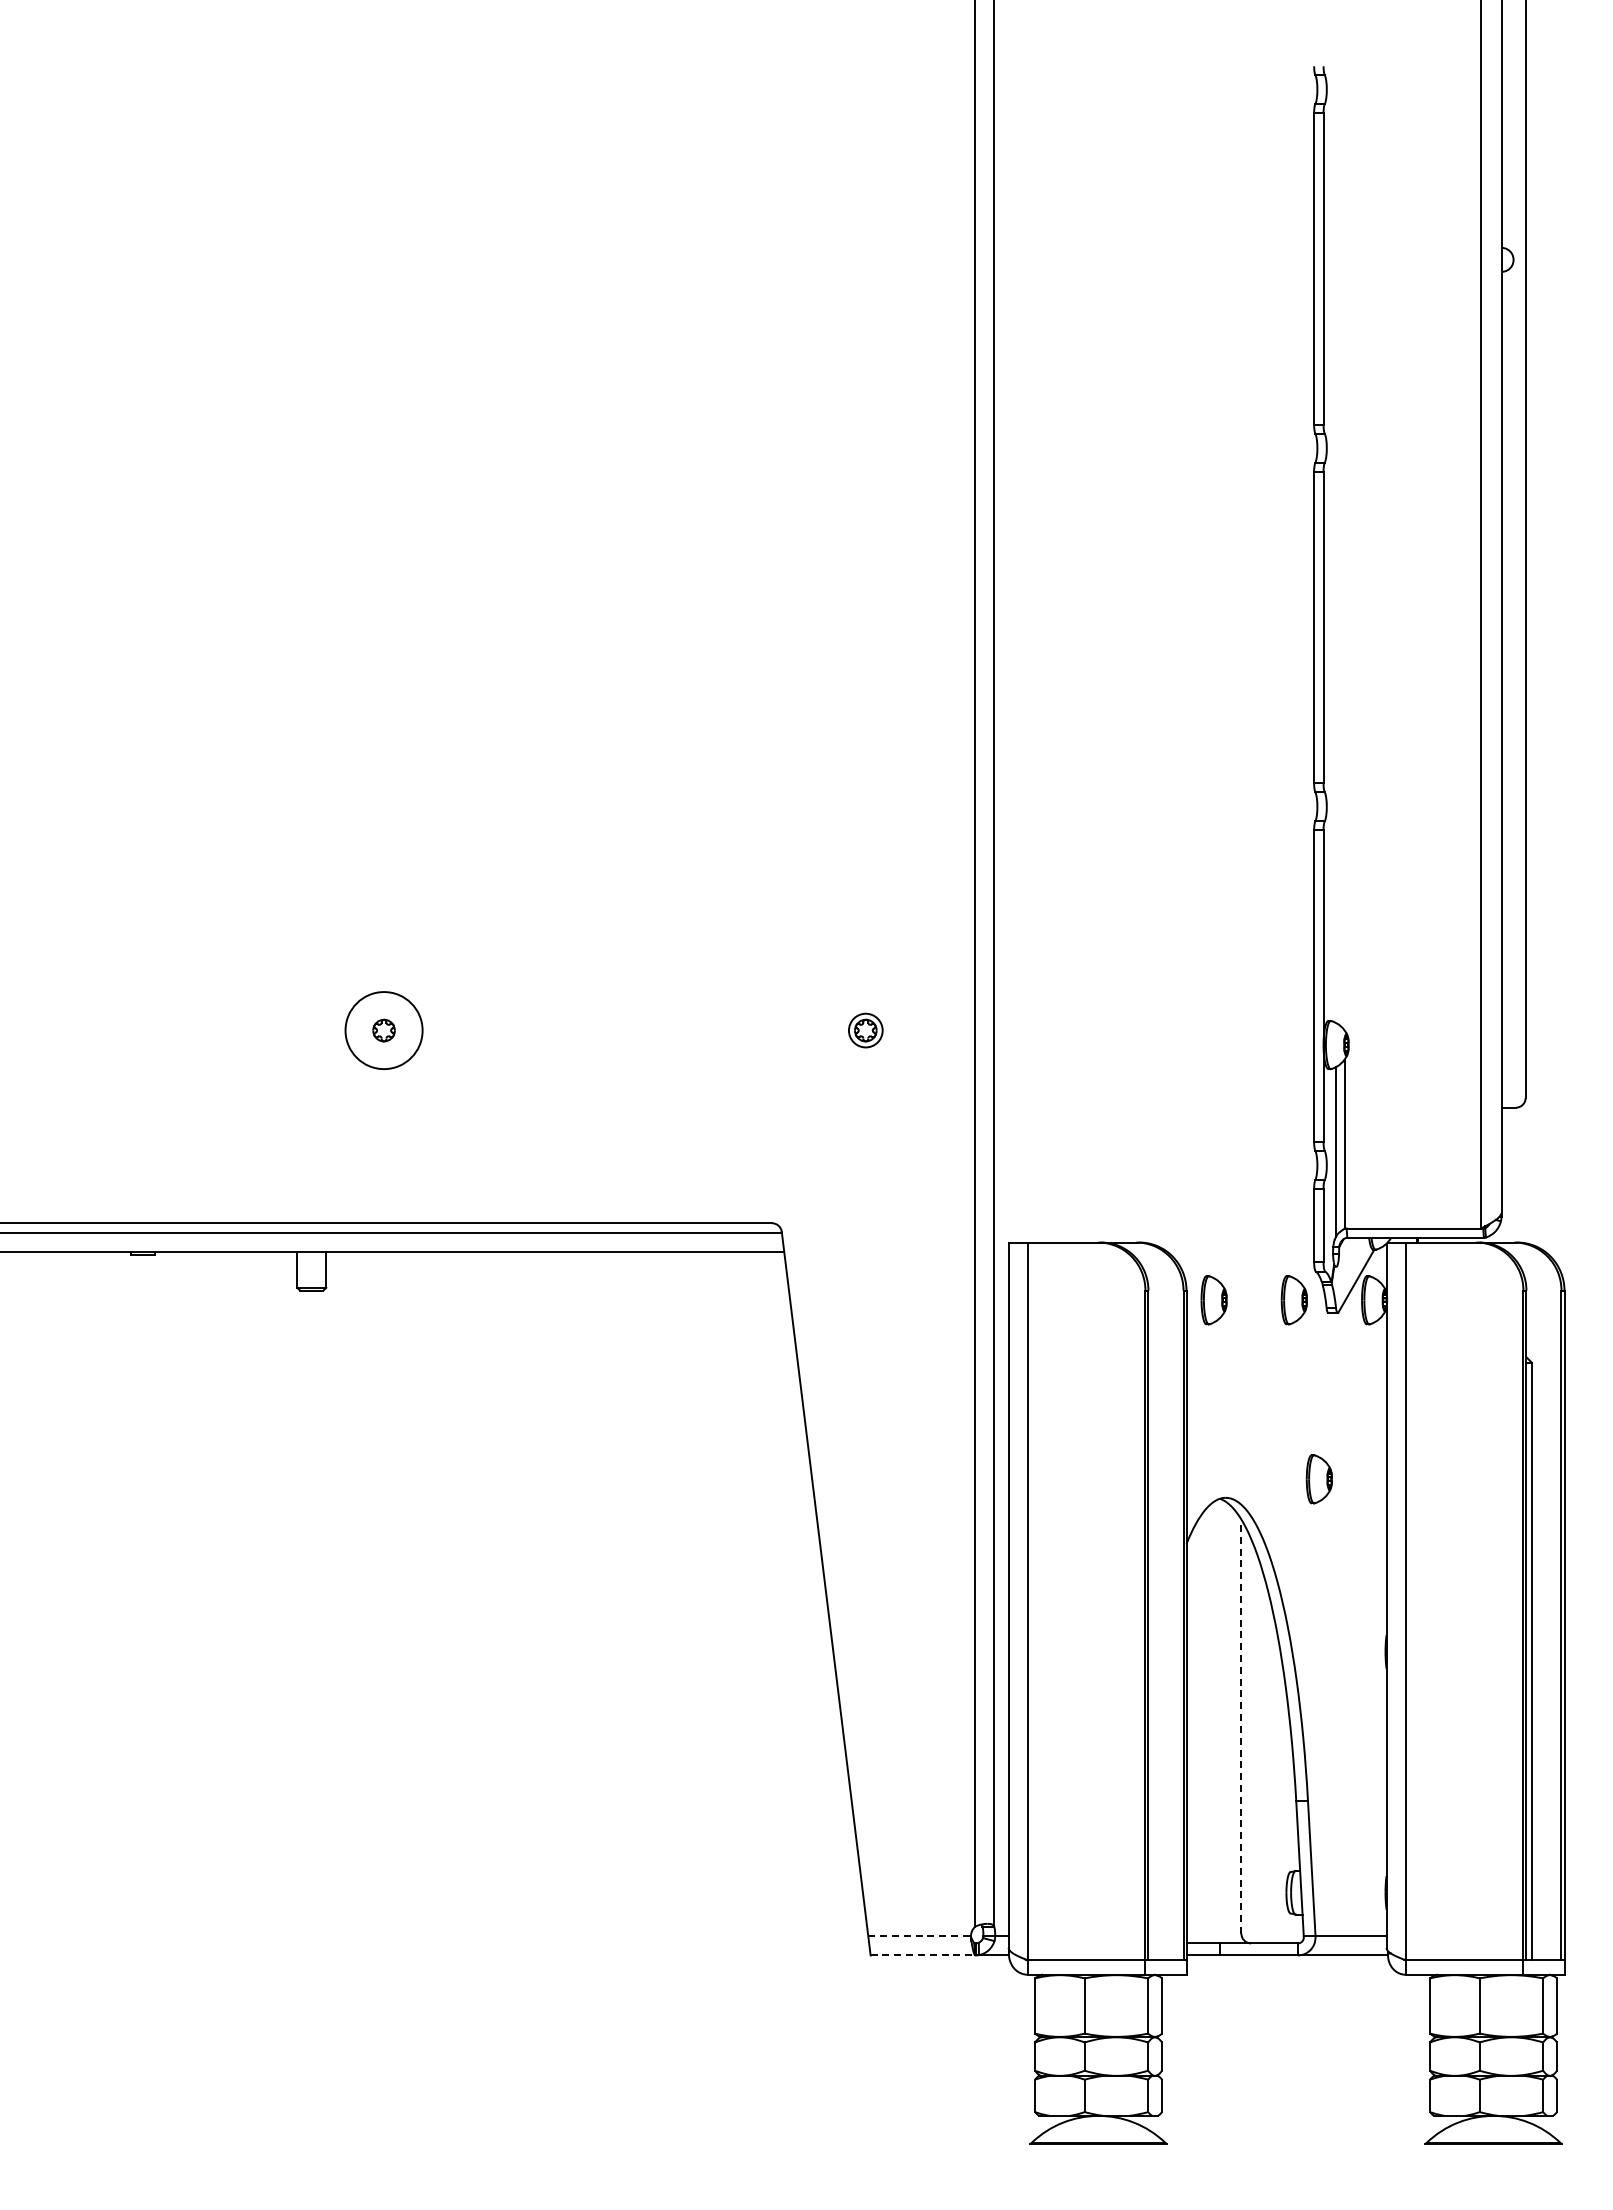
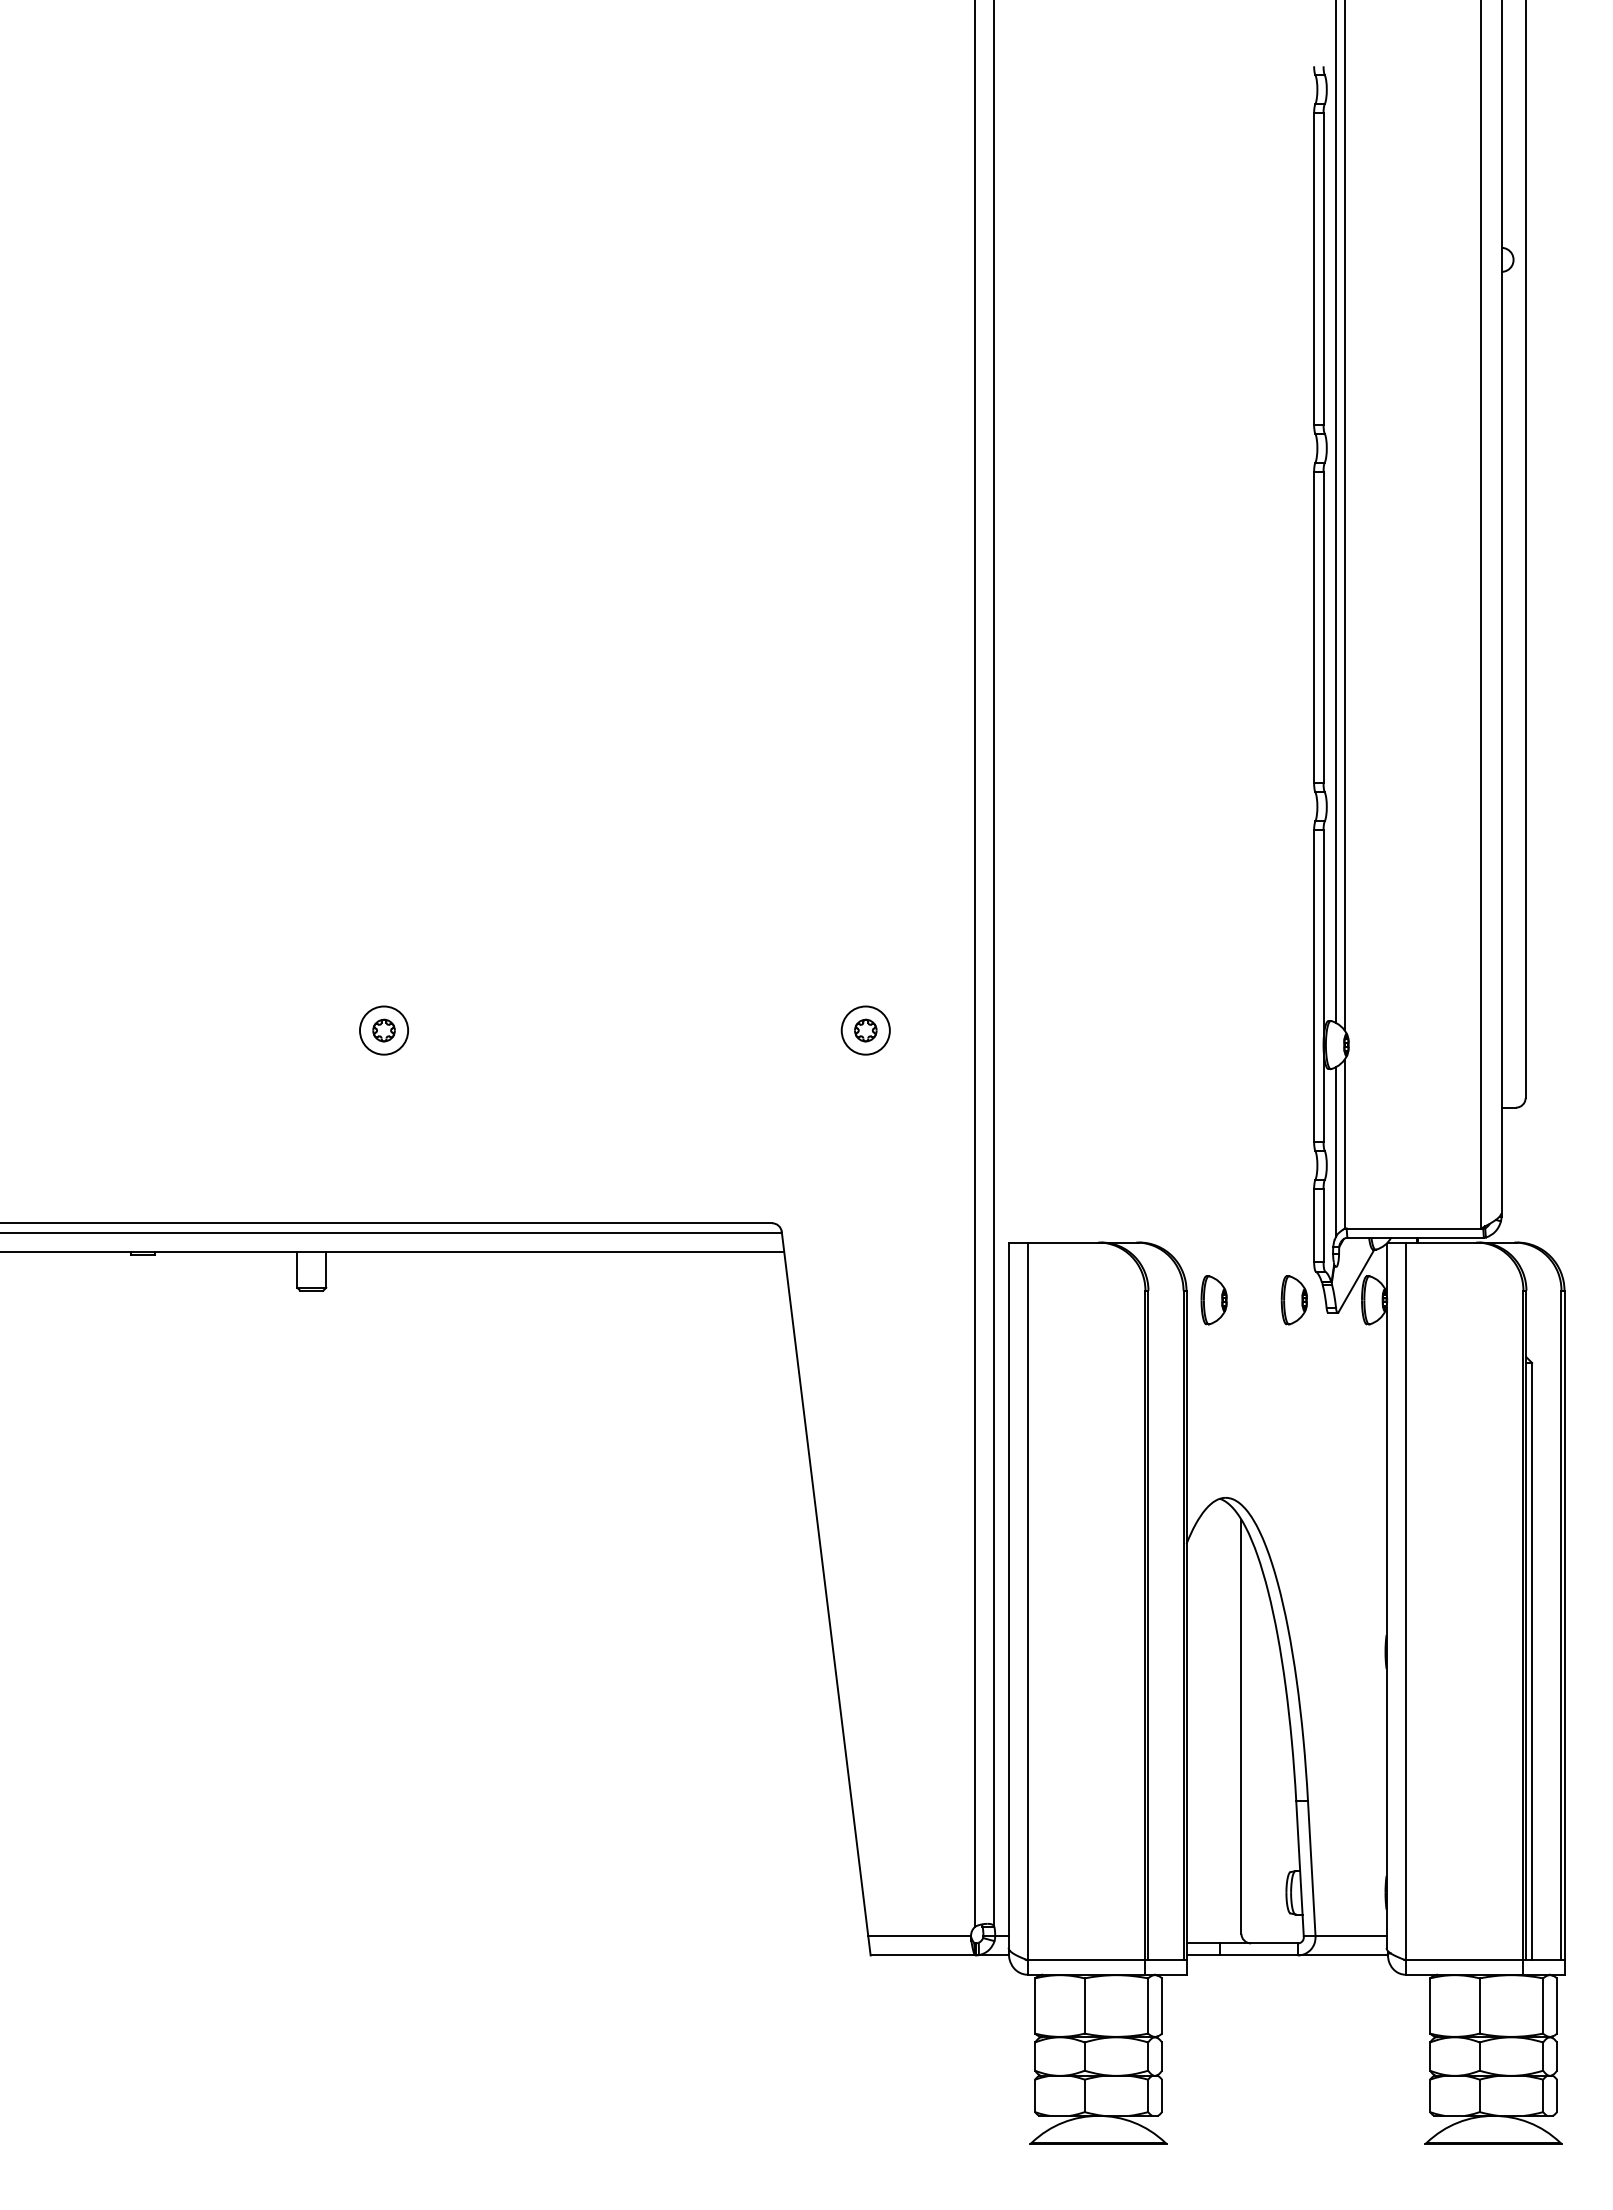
line: none -> present (1336, 512)
line: none -> present (1344, 516)
circle diameter: 77 px -> 48 px (384, 1030)
circle diameter: 34 px -> 48 px (865, 1030)
part: present -> none (1318, 1479)
line: dashed -> solid (1241, 1726)
line: dashed -> solid (920, 1936)
line: dashed -> solid (923, 1955)
